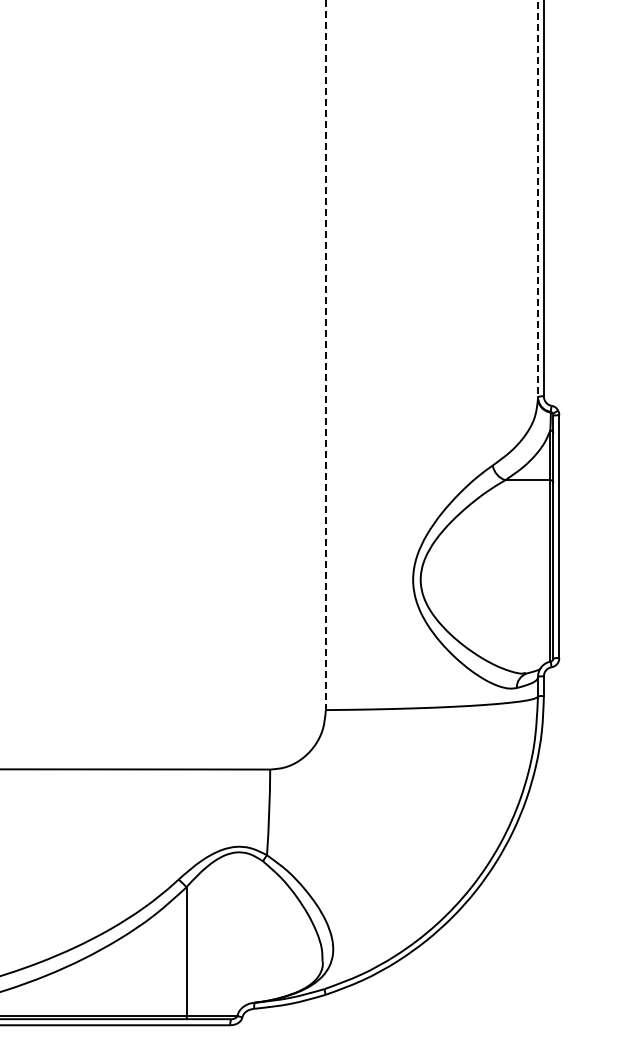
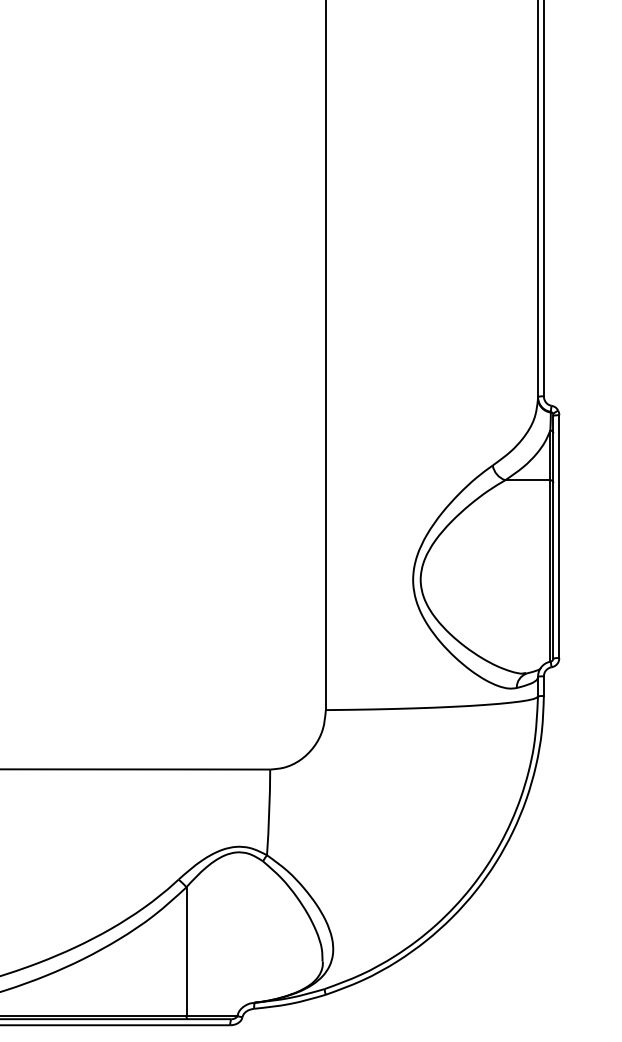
line: dashed -> solid (537, 199)
line: dashed -> solid (325, 355)
